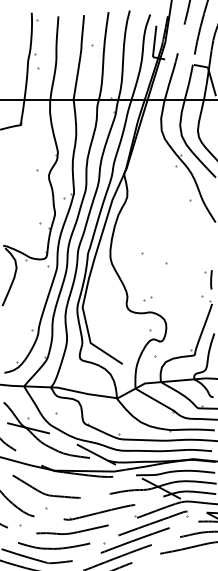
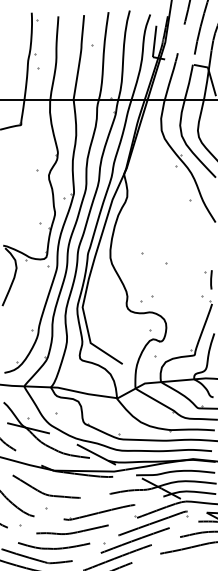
part size: 10x6 px -> 14x8 px (146, 298)
